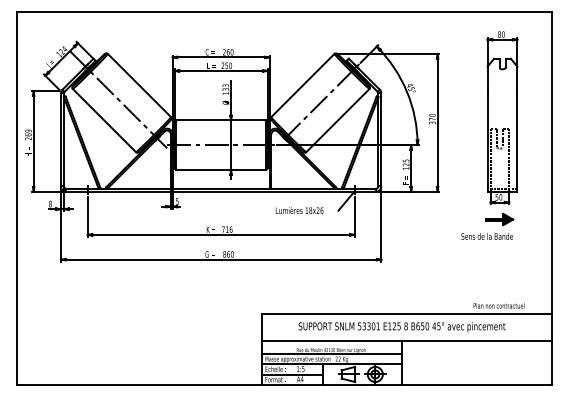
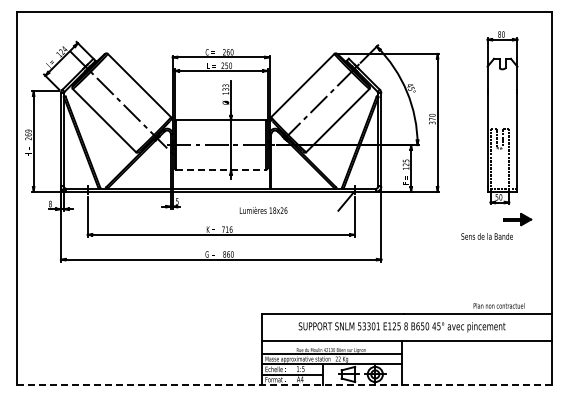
line: solid -> dashed (221, 169)
text position: (299, 210) -> (263, 210) (263, 210)
part position: (499, 219) -> (517, 219) (517, 219)
line: solid -> dashed (285, 384)
